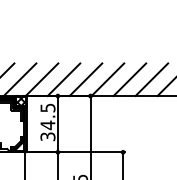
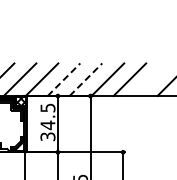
line: solid -> dashed (64, 79)
line: solid -> dashed (86, 79)
line: present -> none (151, 79)
